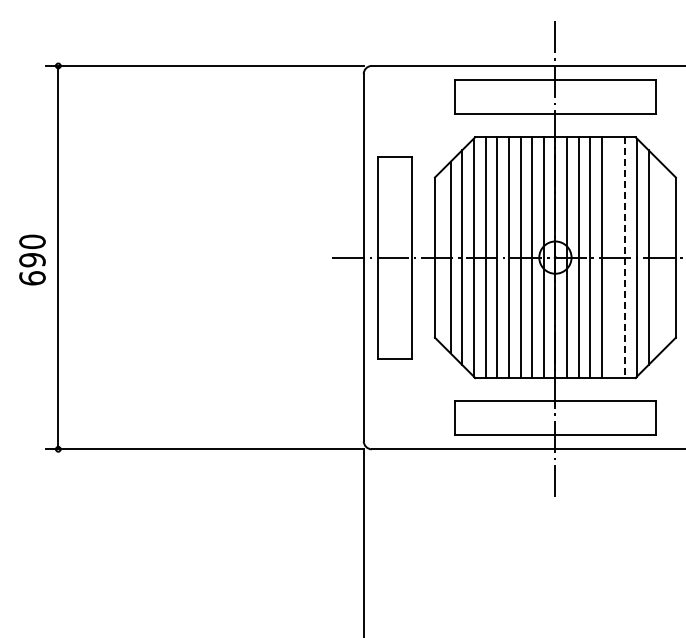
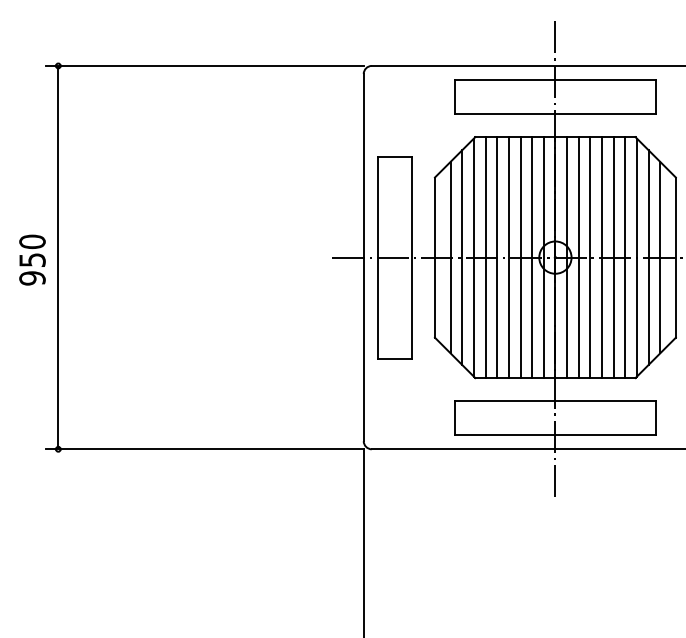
line: none -> present (613, 257)
line: none -> present (660, 257)
line: dashed -> solid (625, 258)
text: 690 -> 950 (32, 269)
